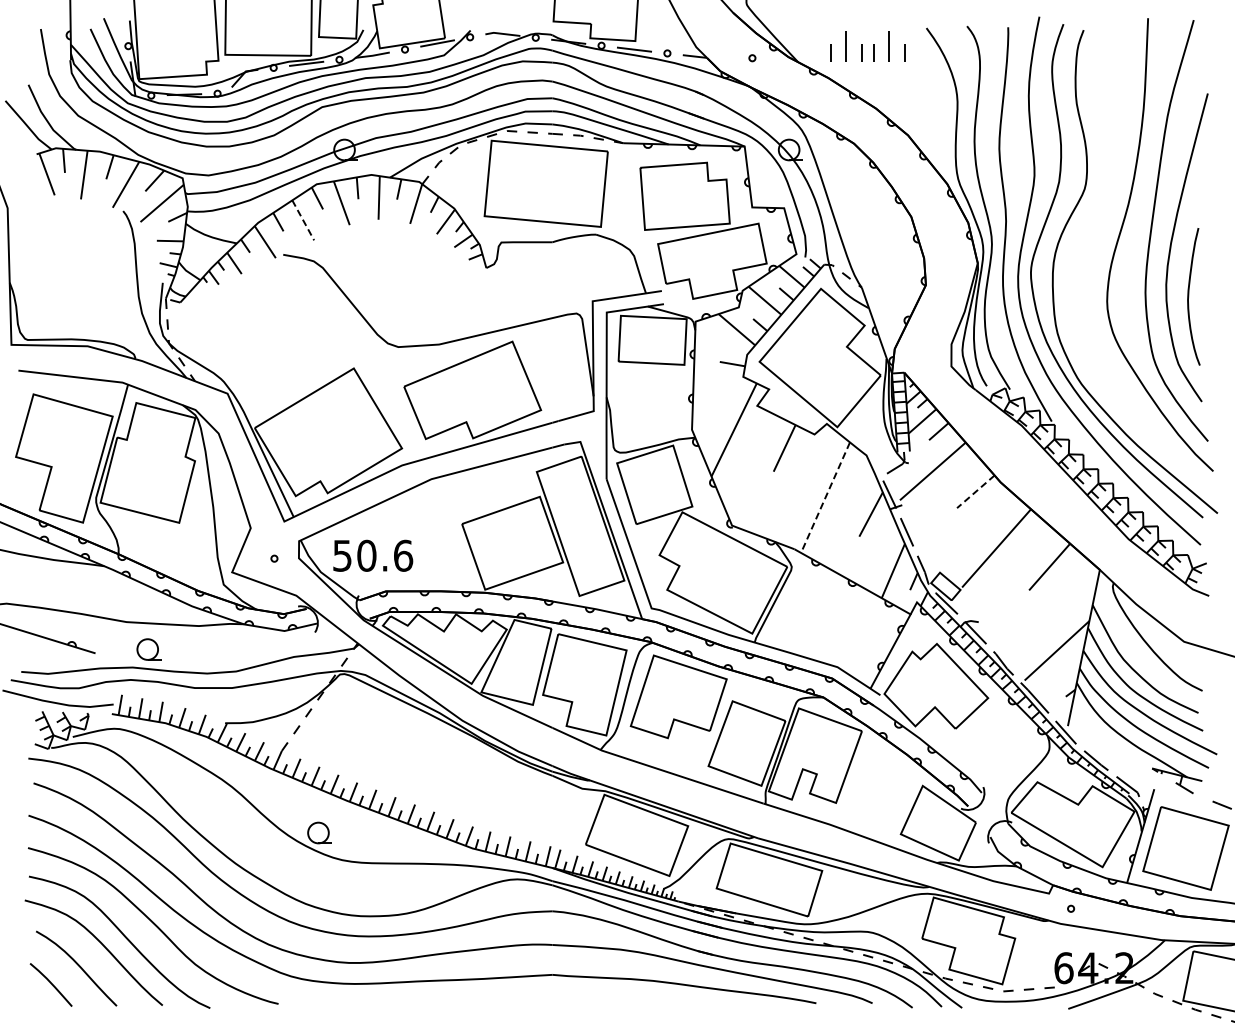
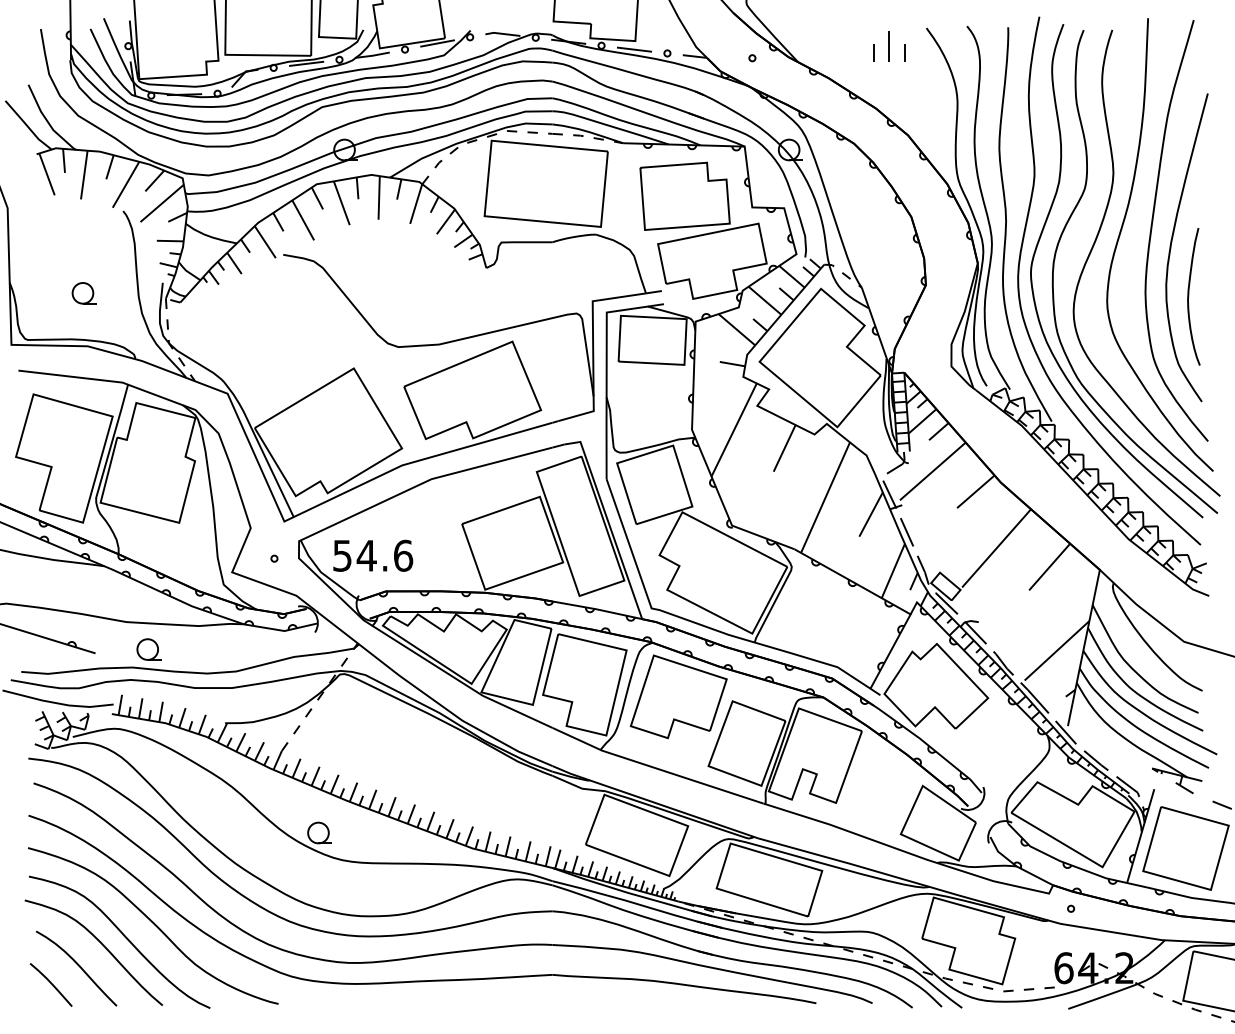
part: present -> none (846, 46)
line: dashed -> solid (303, 220)
curve: none -> present (1096, 241)
part: none -> present (83, 293)
line: dashed -> solid (975, 491)
line: dashed -> solid (825, 498)
text: 50.6 -> 54.6 (366, 555)
